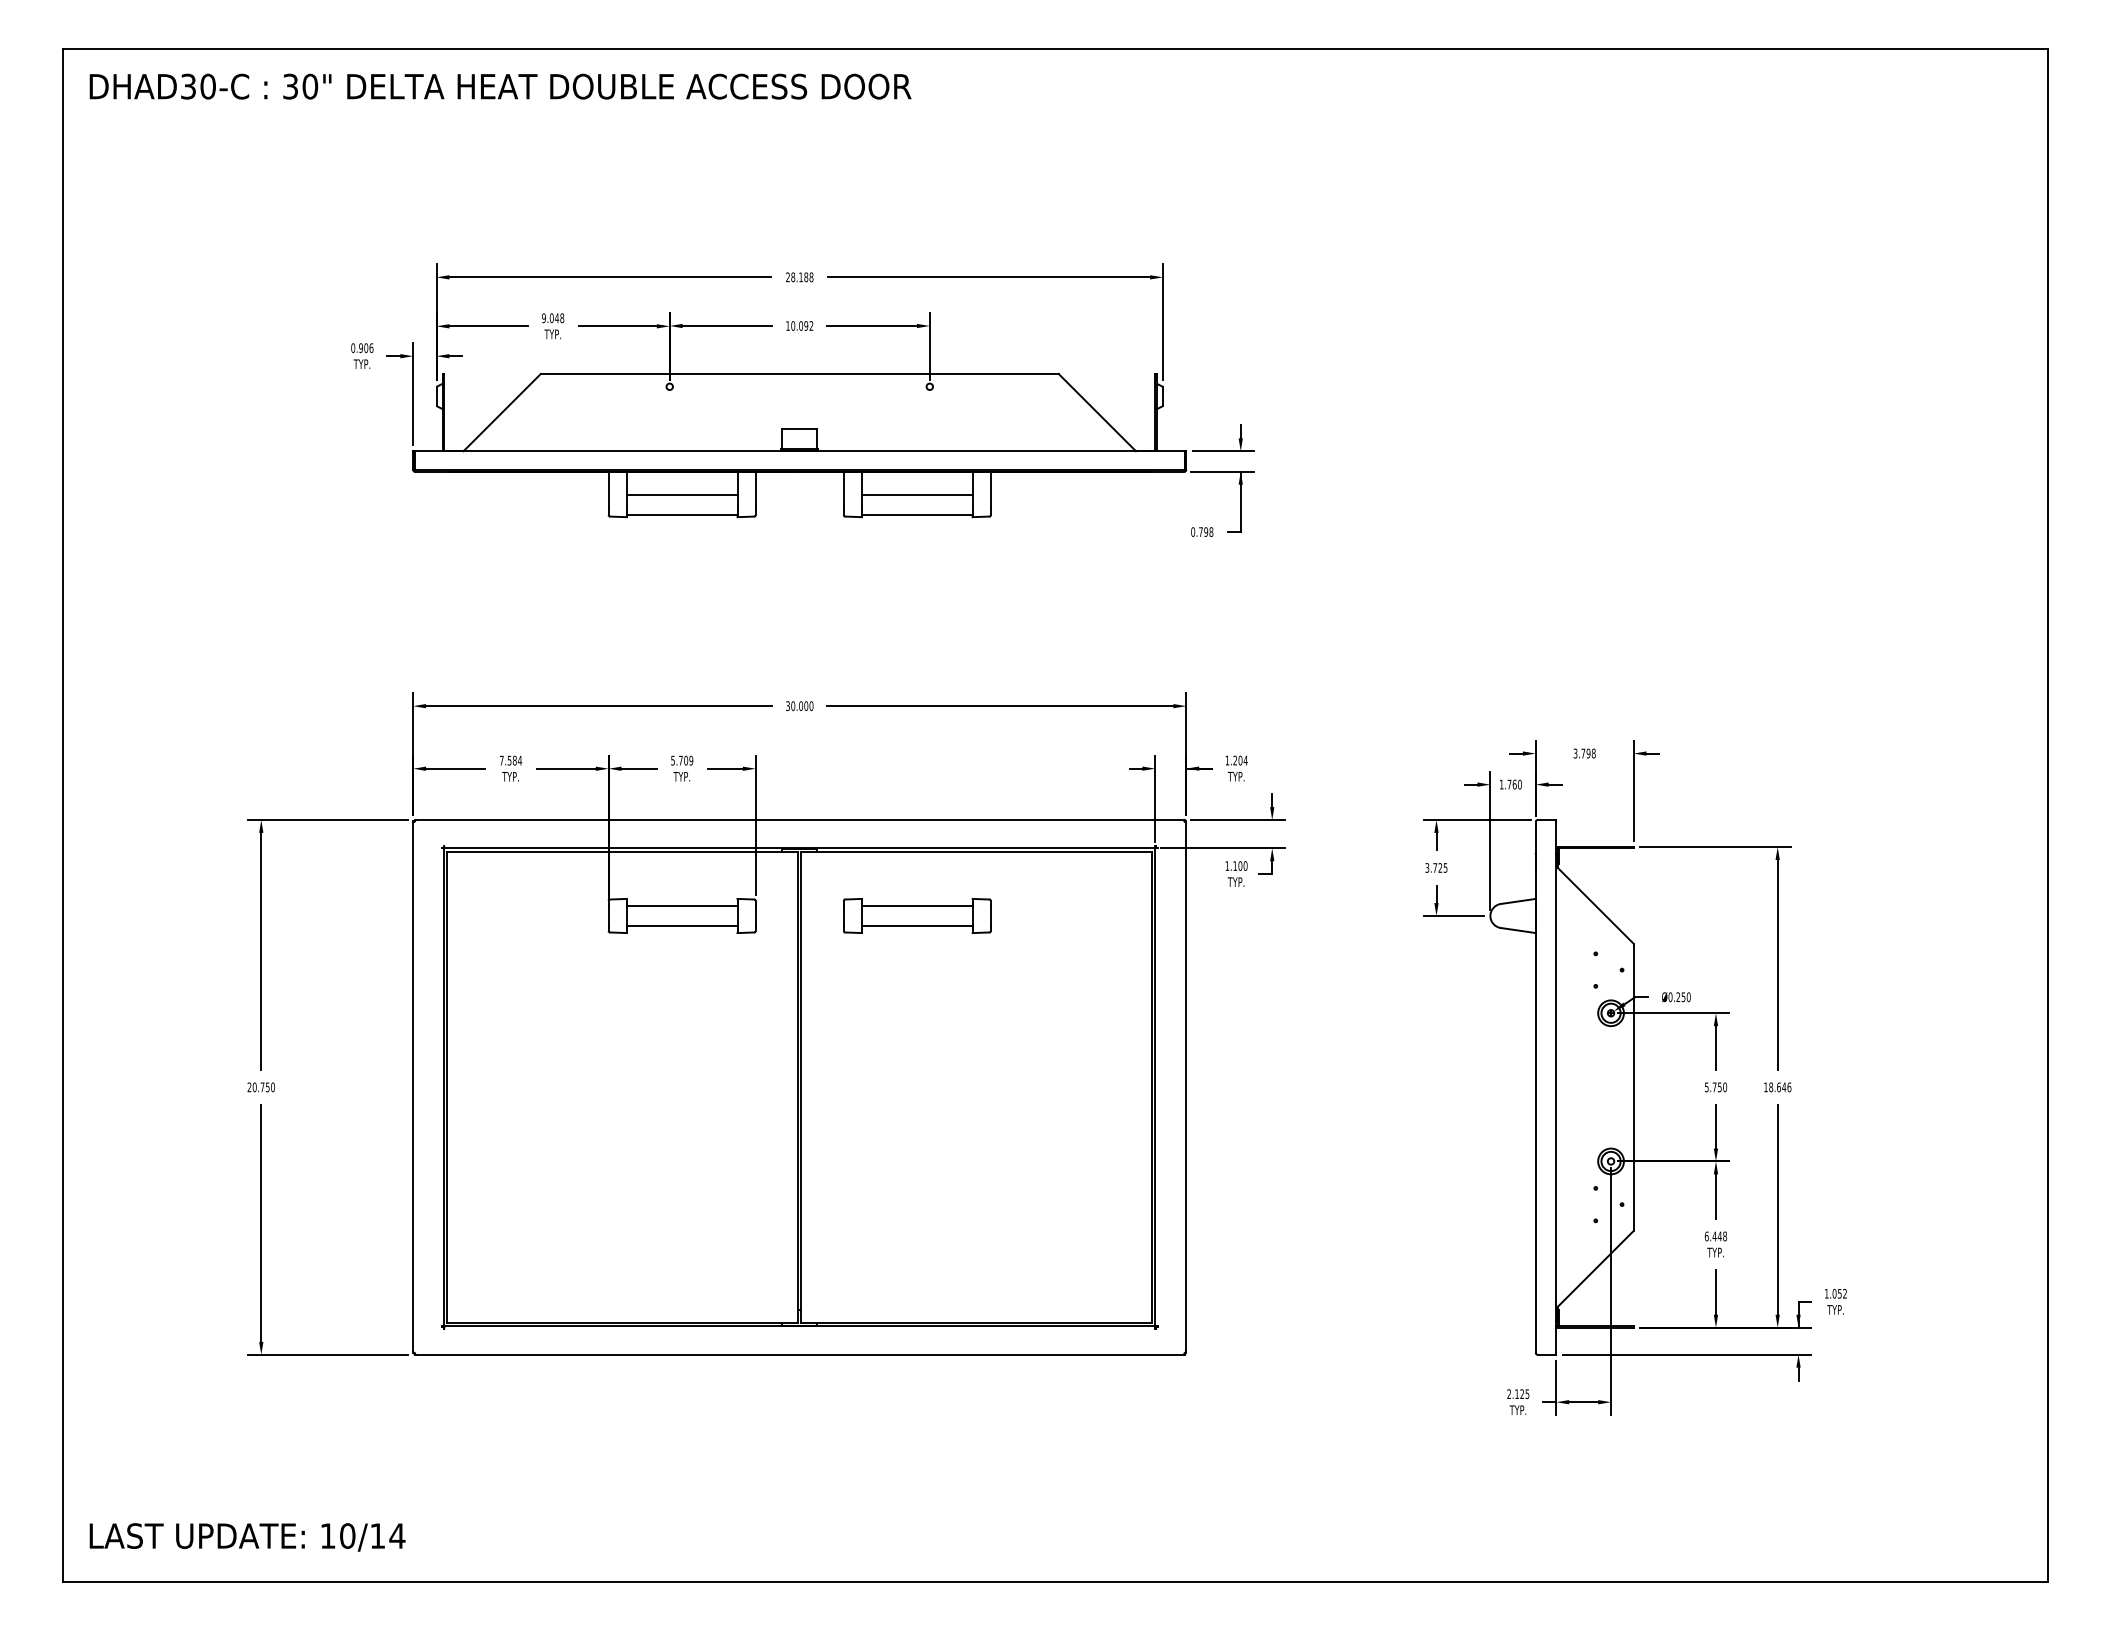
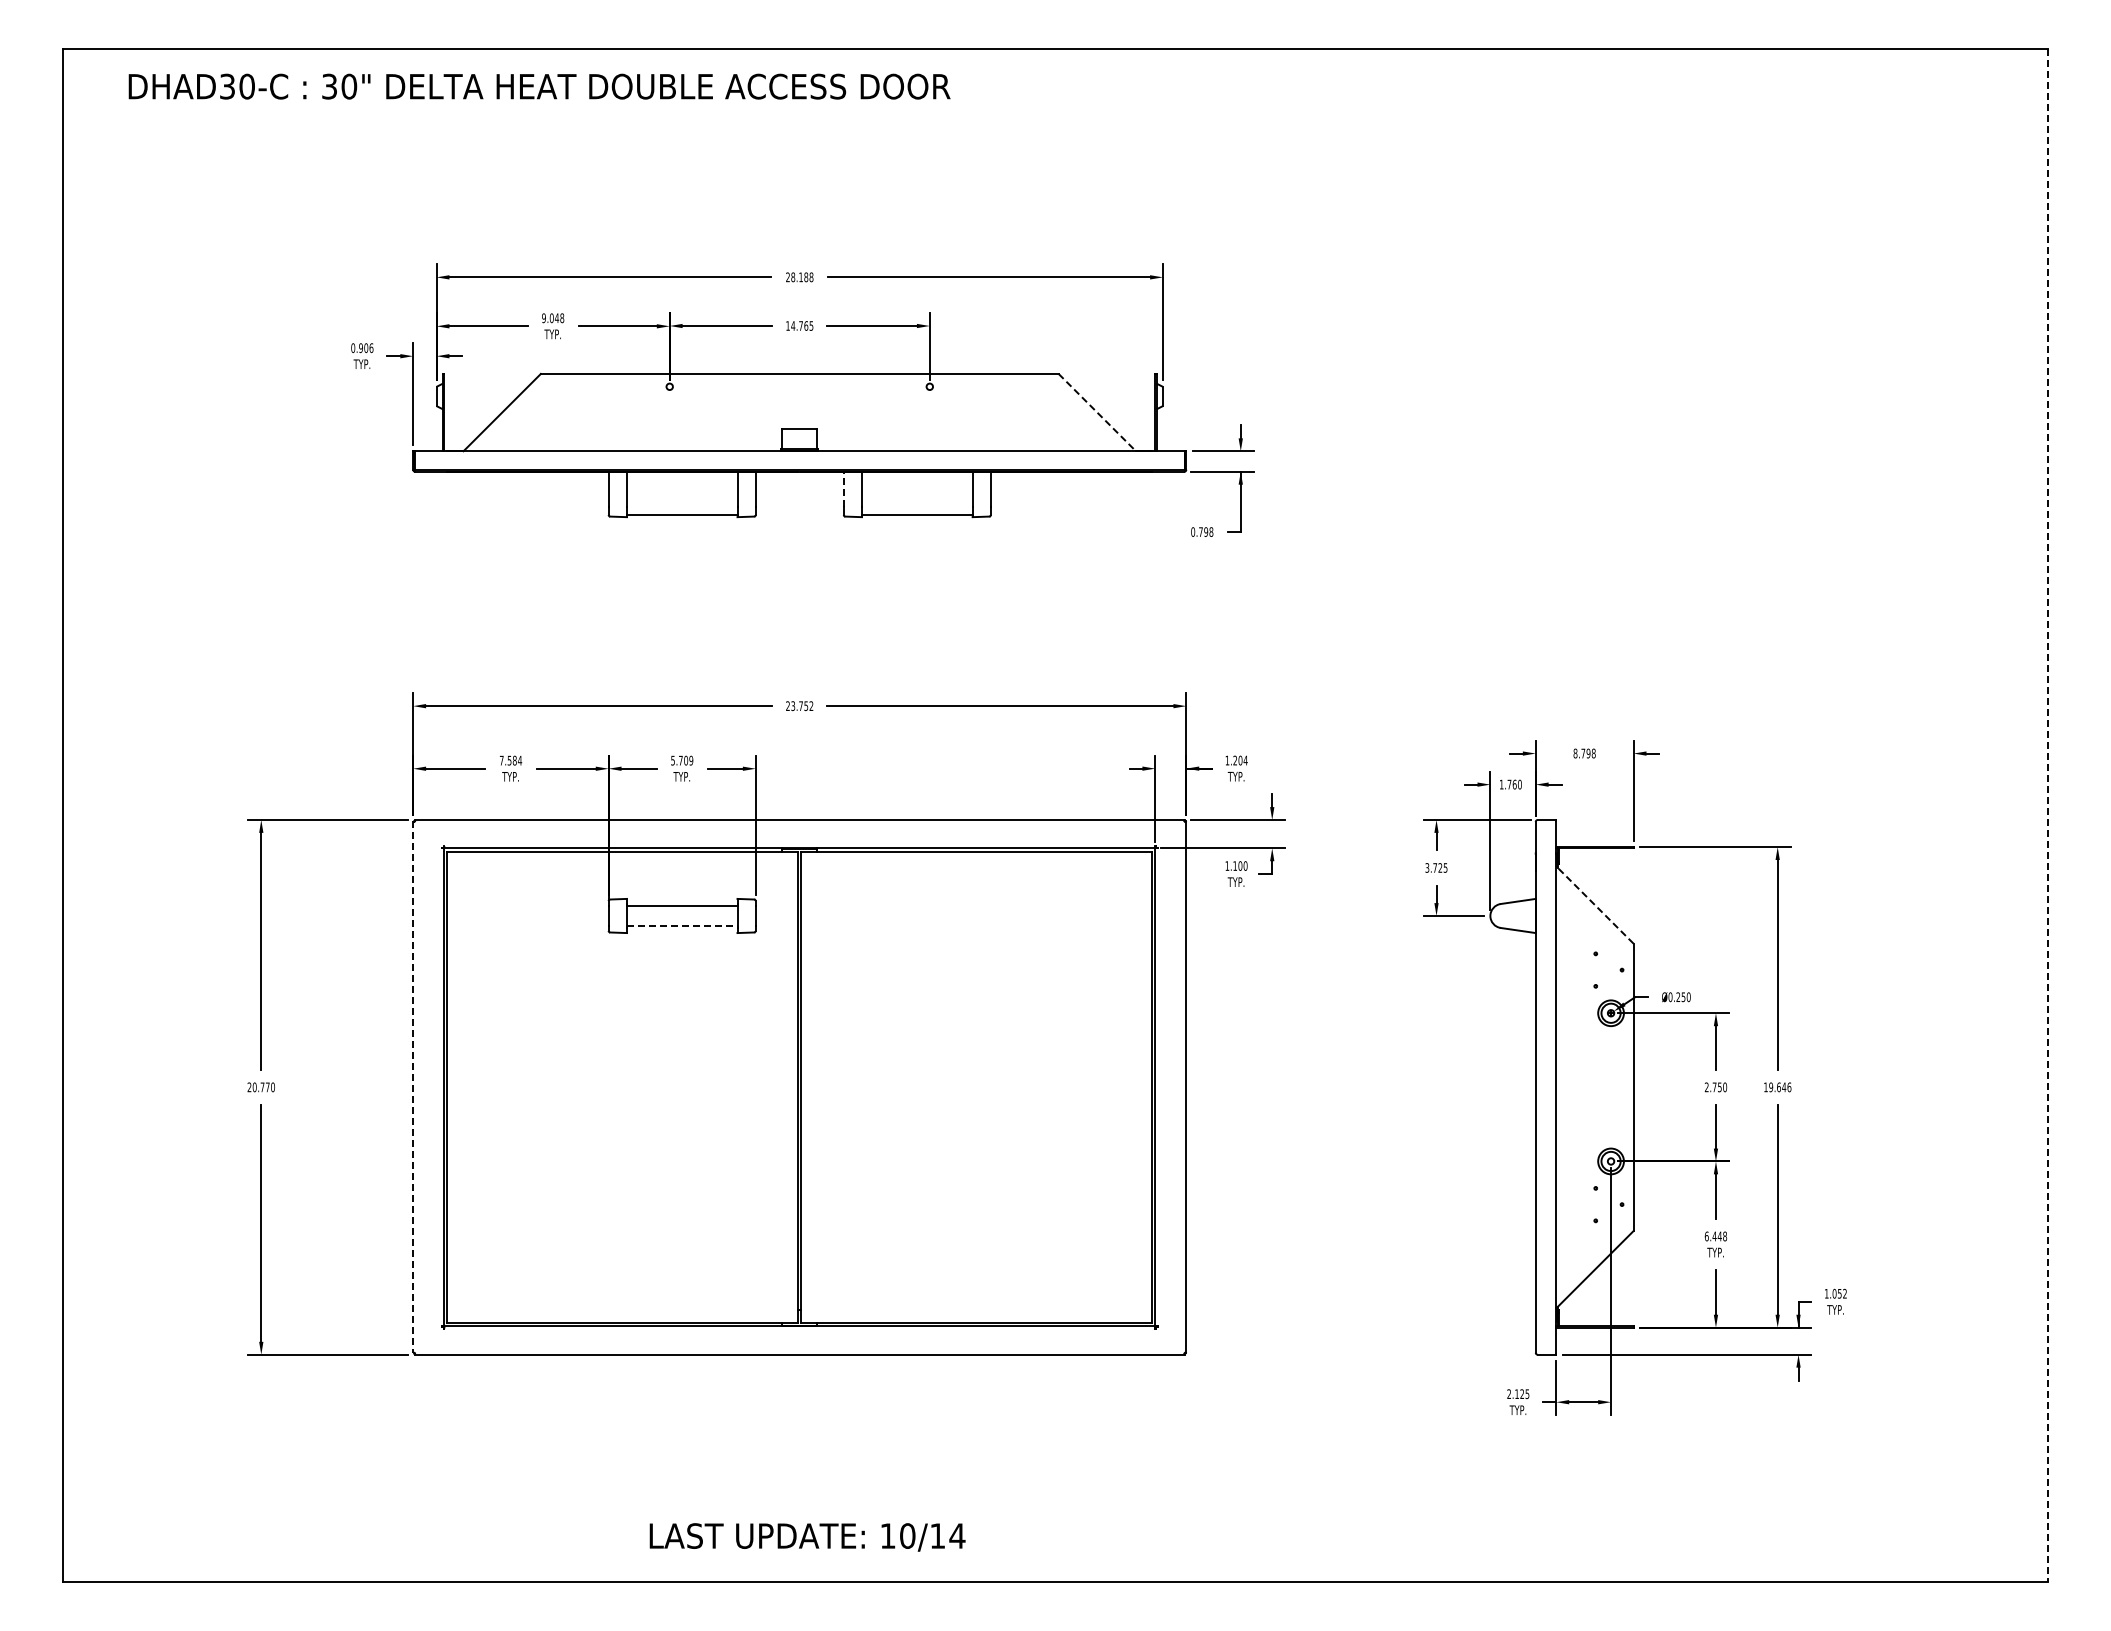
text position: (500, 86) -> (539, 86) (539, 86)
text: 10.092 -> 14.765 (802, 325)
line: solid -> dashed (1097, 412)
line: solid -> dashed (843, 488)
line: present -> none (681, 495)
line: present -> none (917, 495)
text: 30.000 -> 23.752 (799, 706)
text: 3.798 -> 8.798 (1575, 753)
line: solid -> dashed (2047, 815)
line: solid -> dashed (1594, 905)
part: present -> none (917, 915)
line: solid -> dashed (682, 925)
text: 20.750 -> 20.770 (267, 1087)
line: solid -> dashed (413, 1087)
text: 5.750 -> 2.750 (1706, 1087)
text: 18.646 -> 19.646 (1771, 1087)
text position: (247, 1537) -> (807, 1537) (807, 1537)
